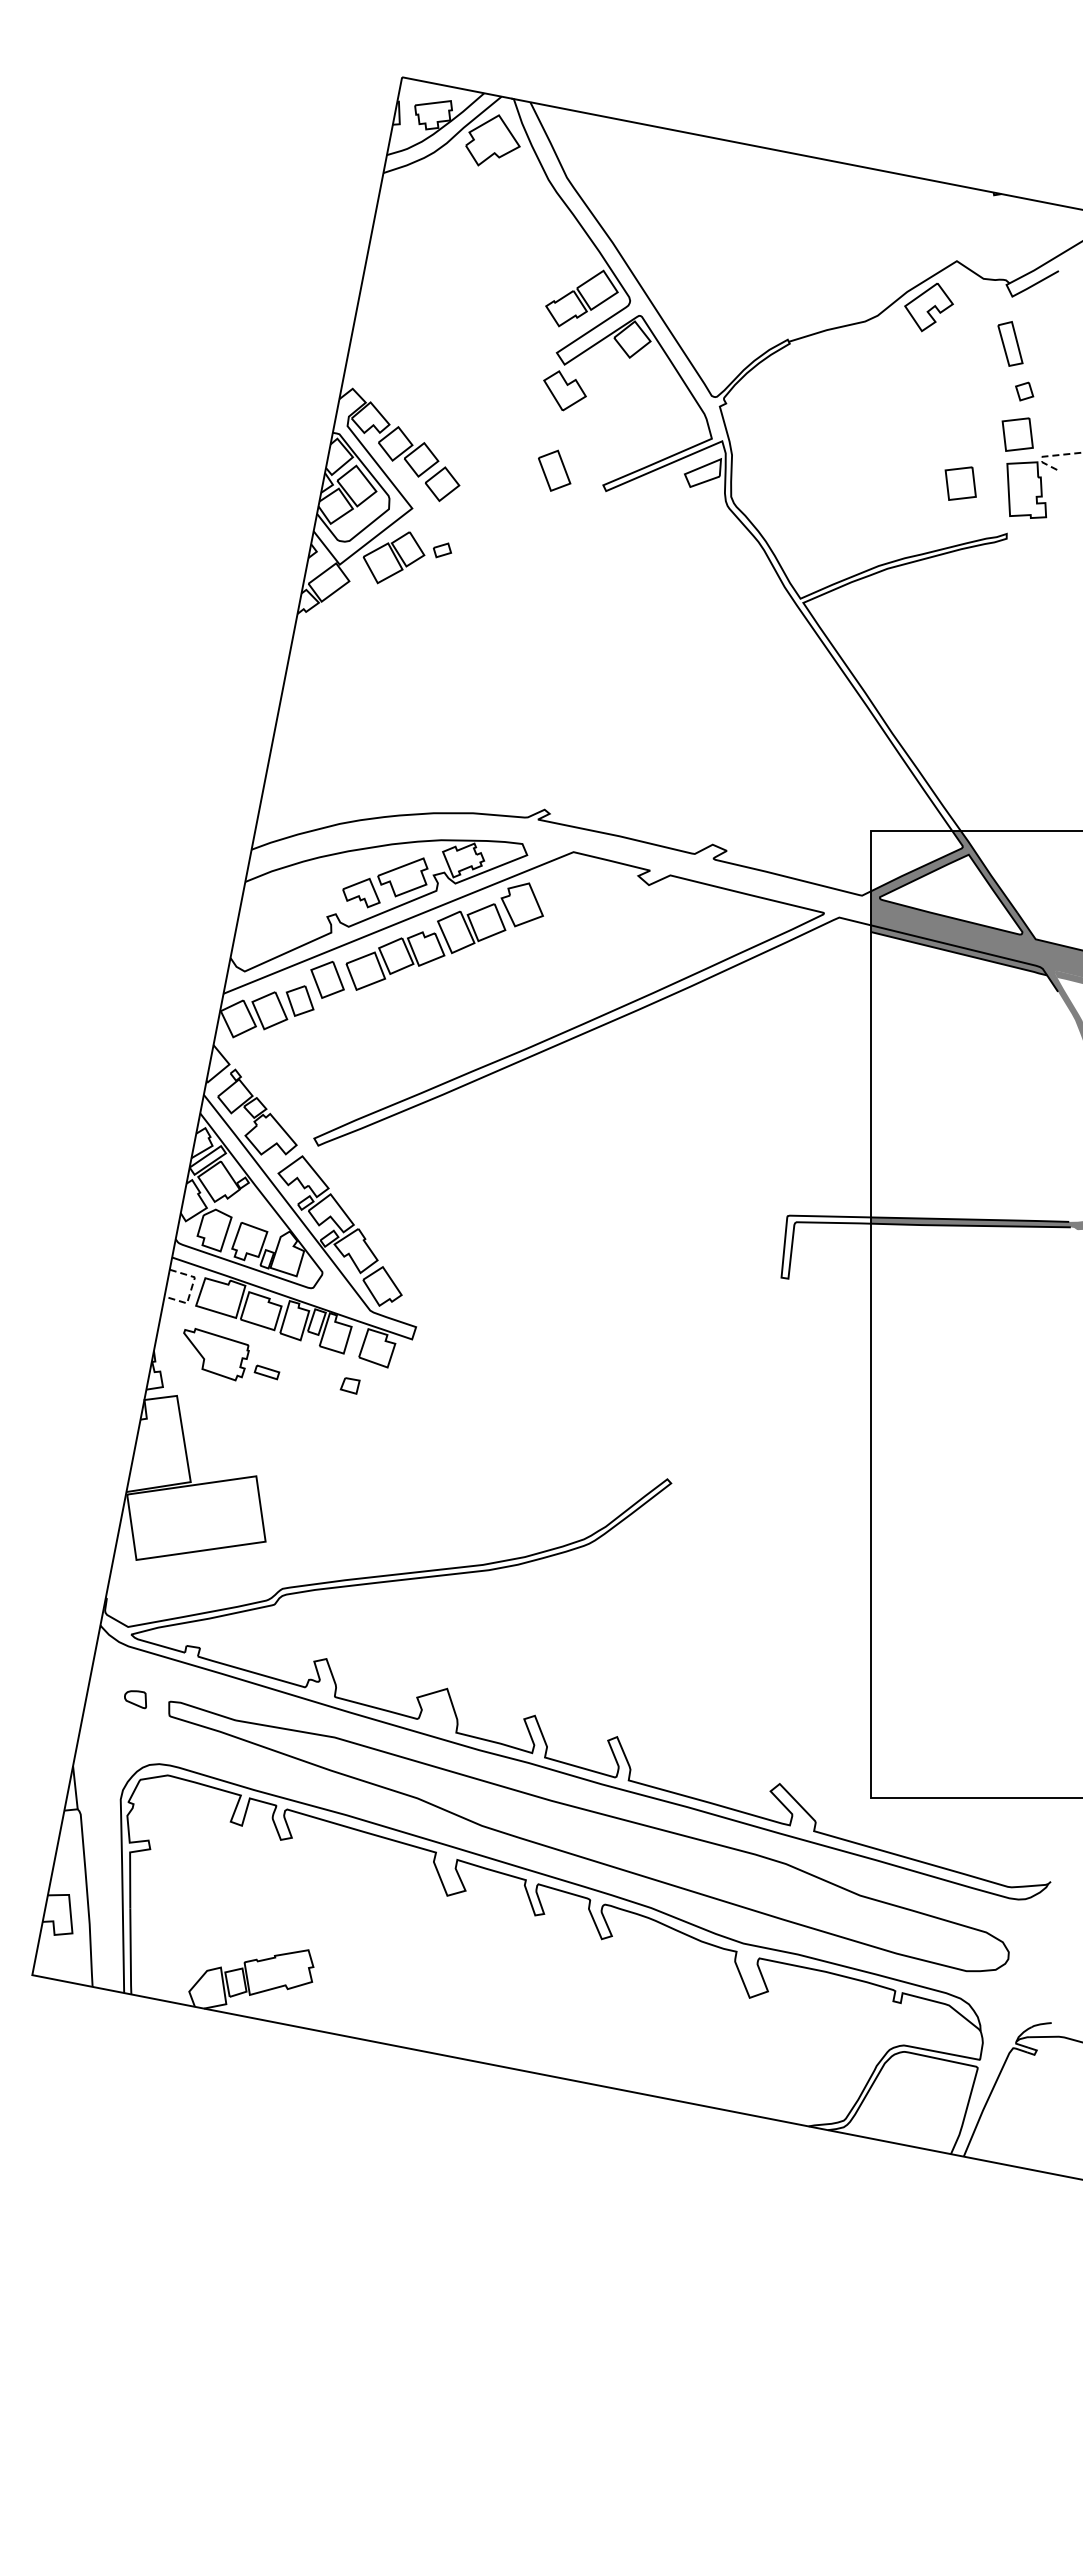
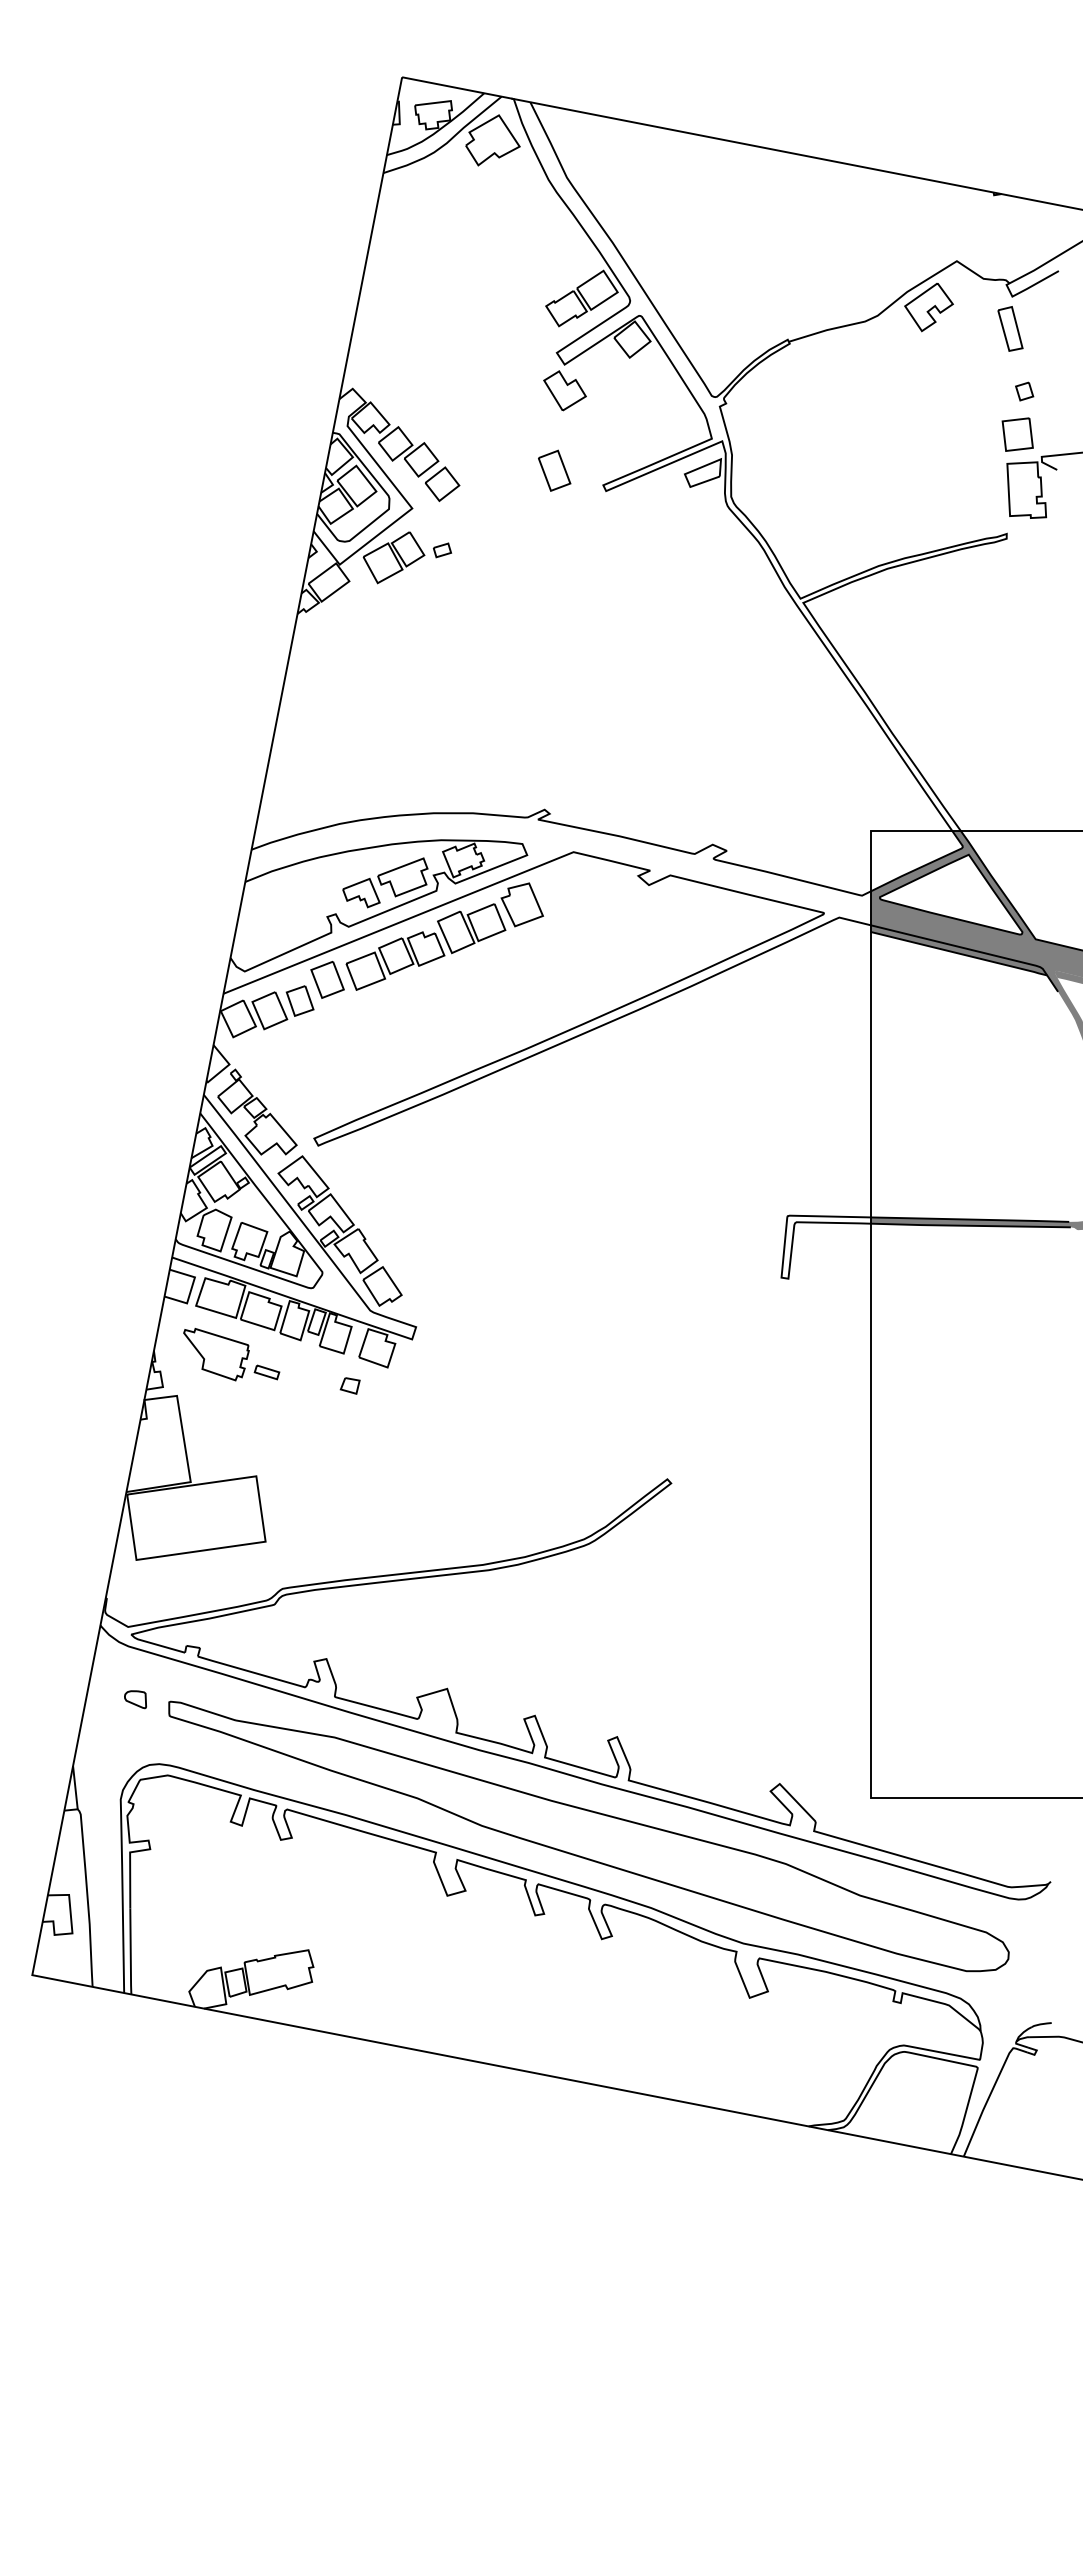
part position: (1010, 343) -> (1010, 328) (1010, 328)
line: dashed -> solid (1049, 456)
part: present -> none (960, 483)
line: dashed -> solid (191, 1289)
